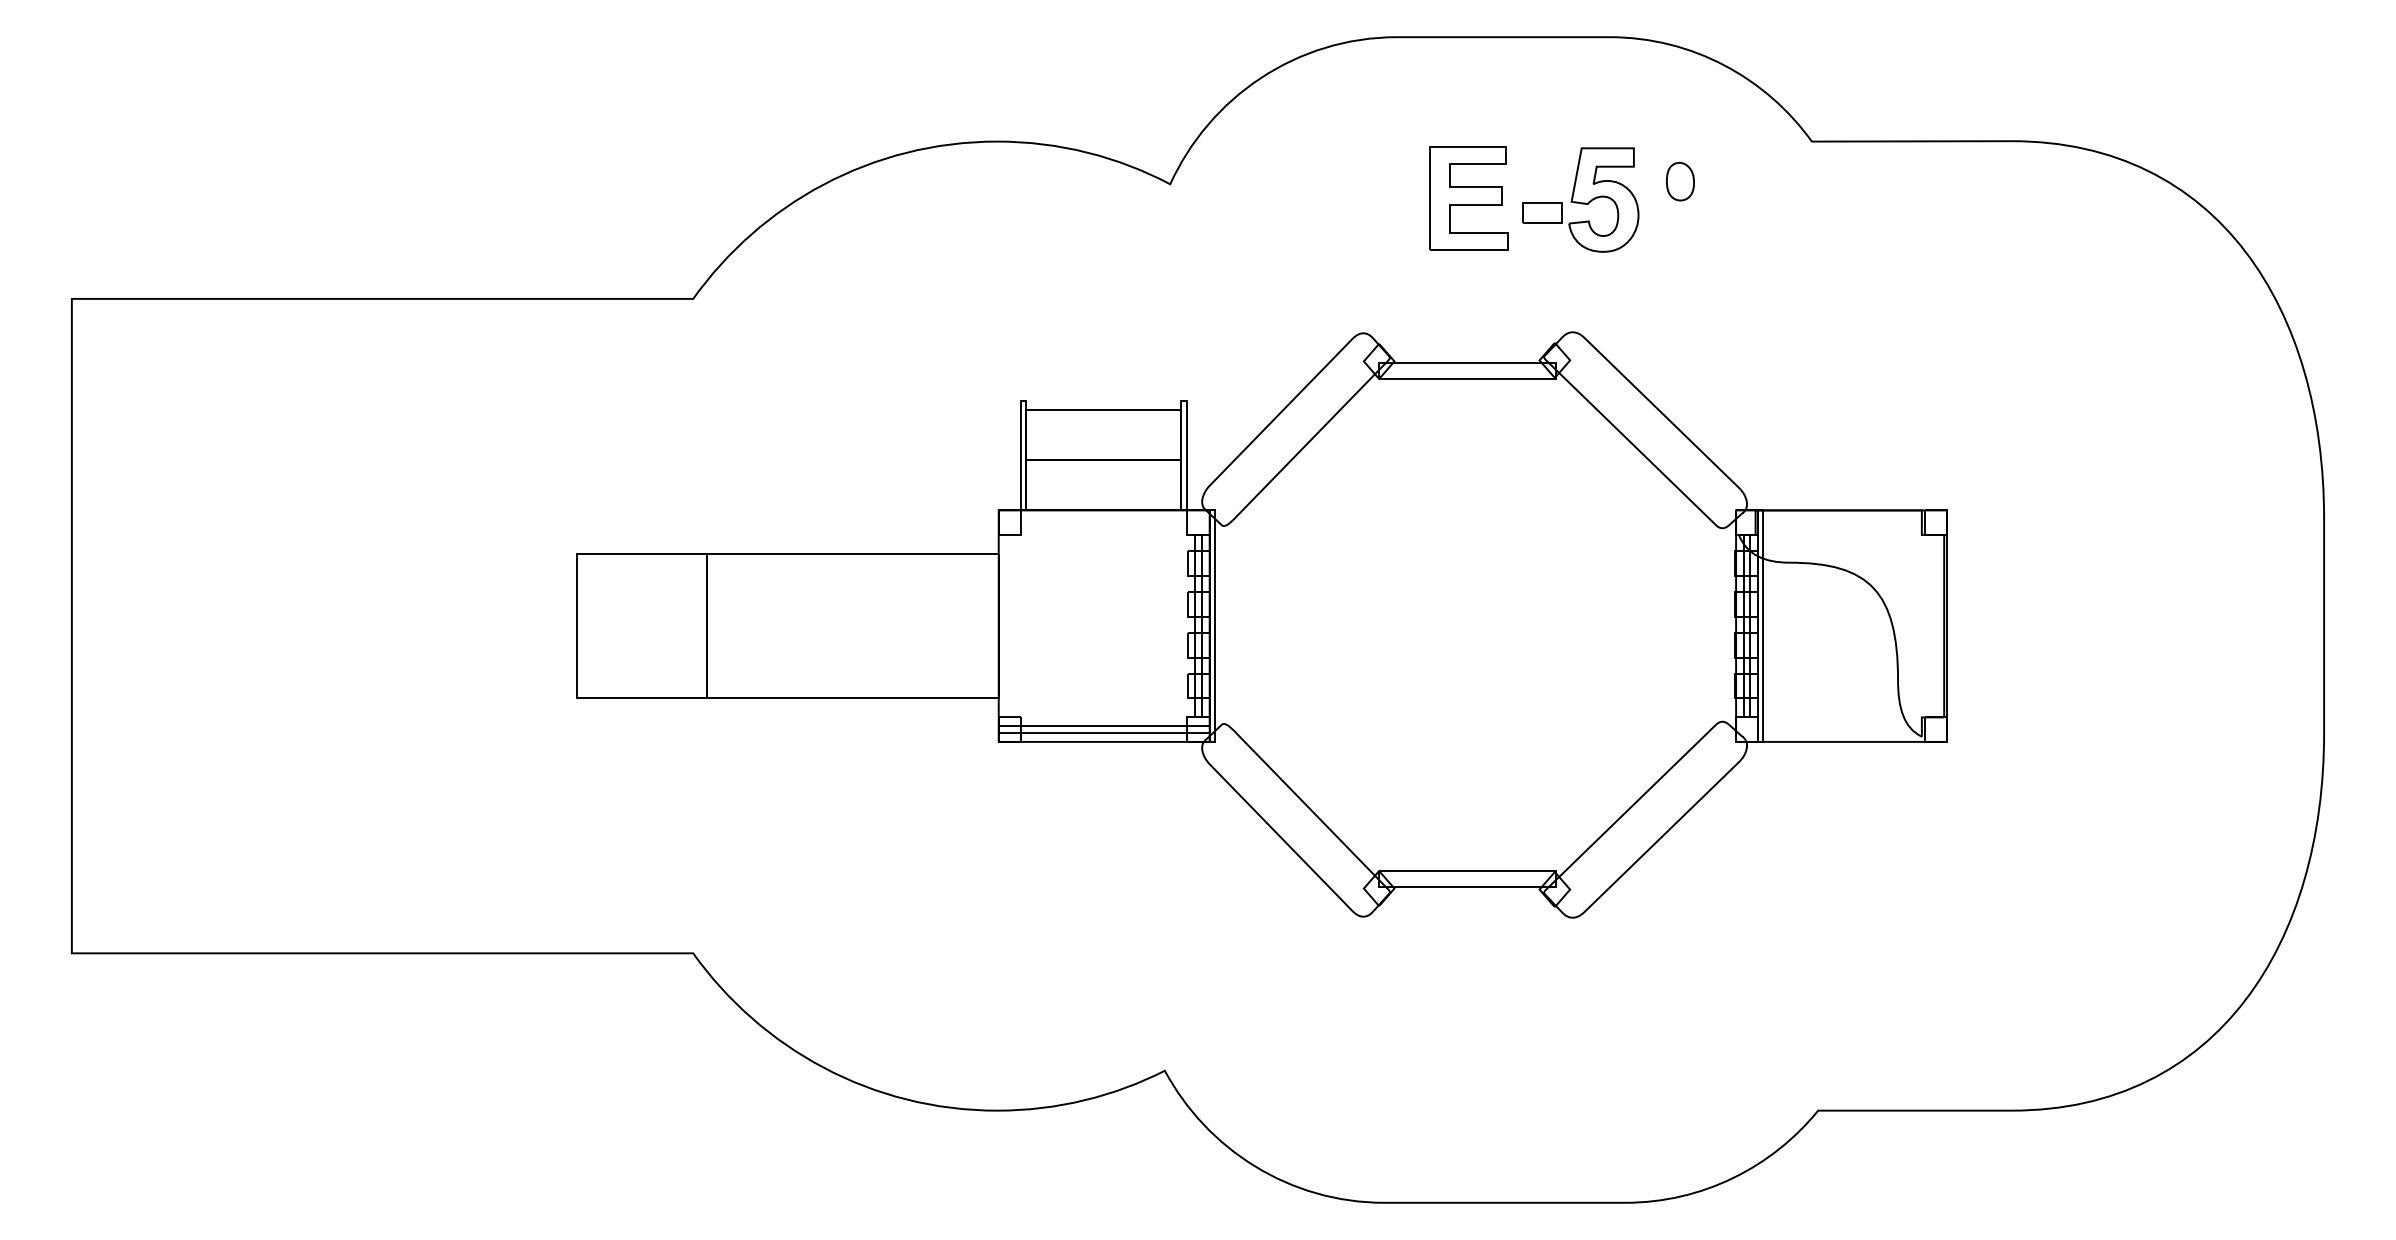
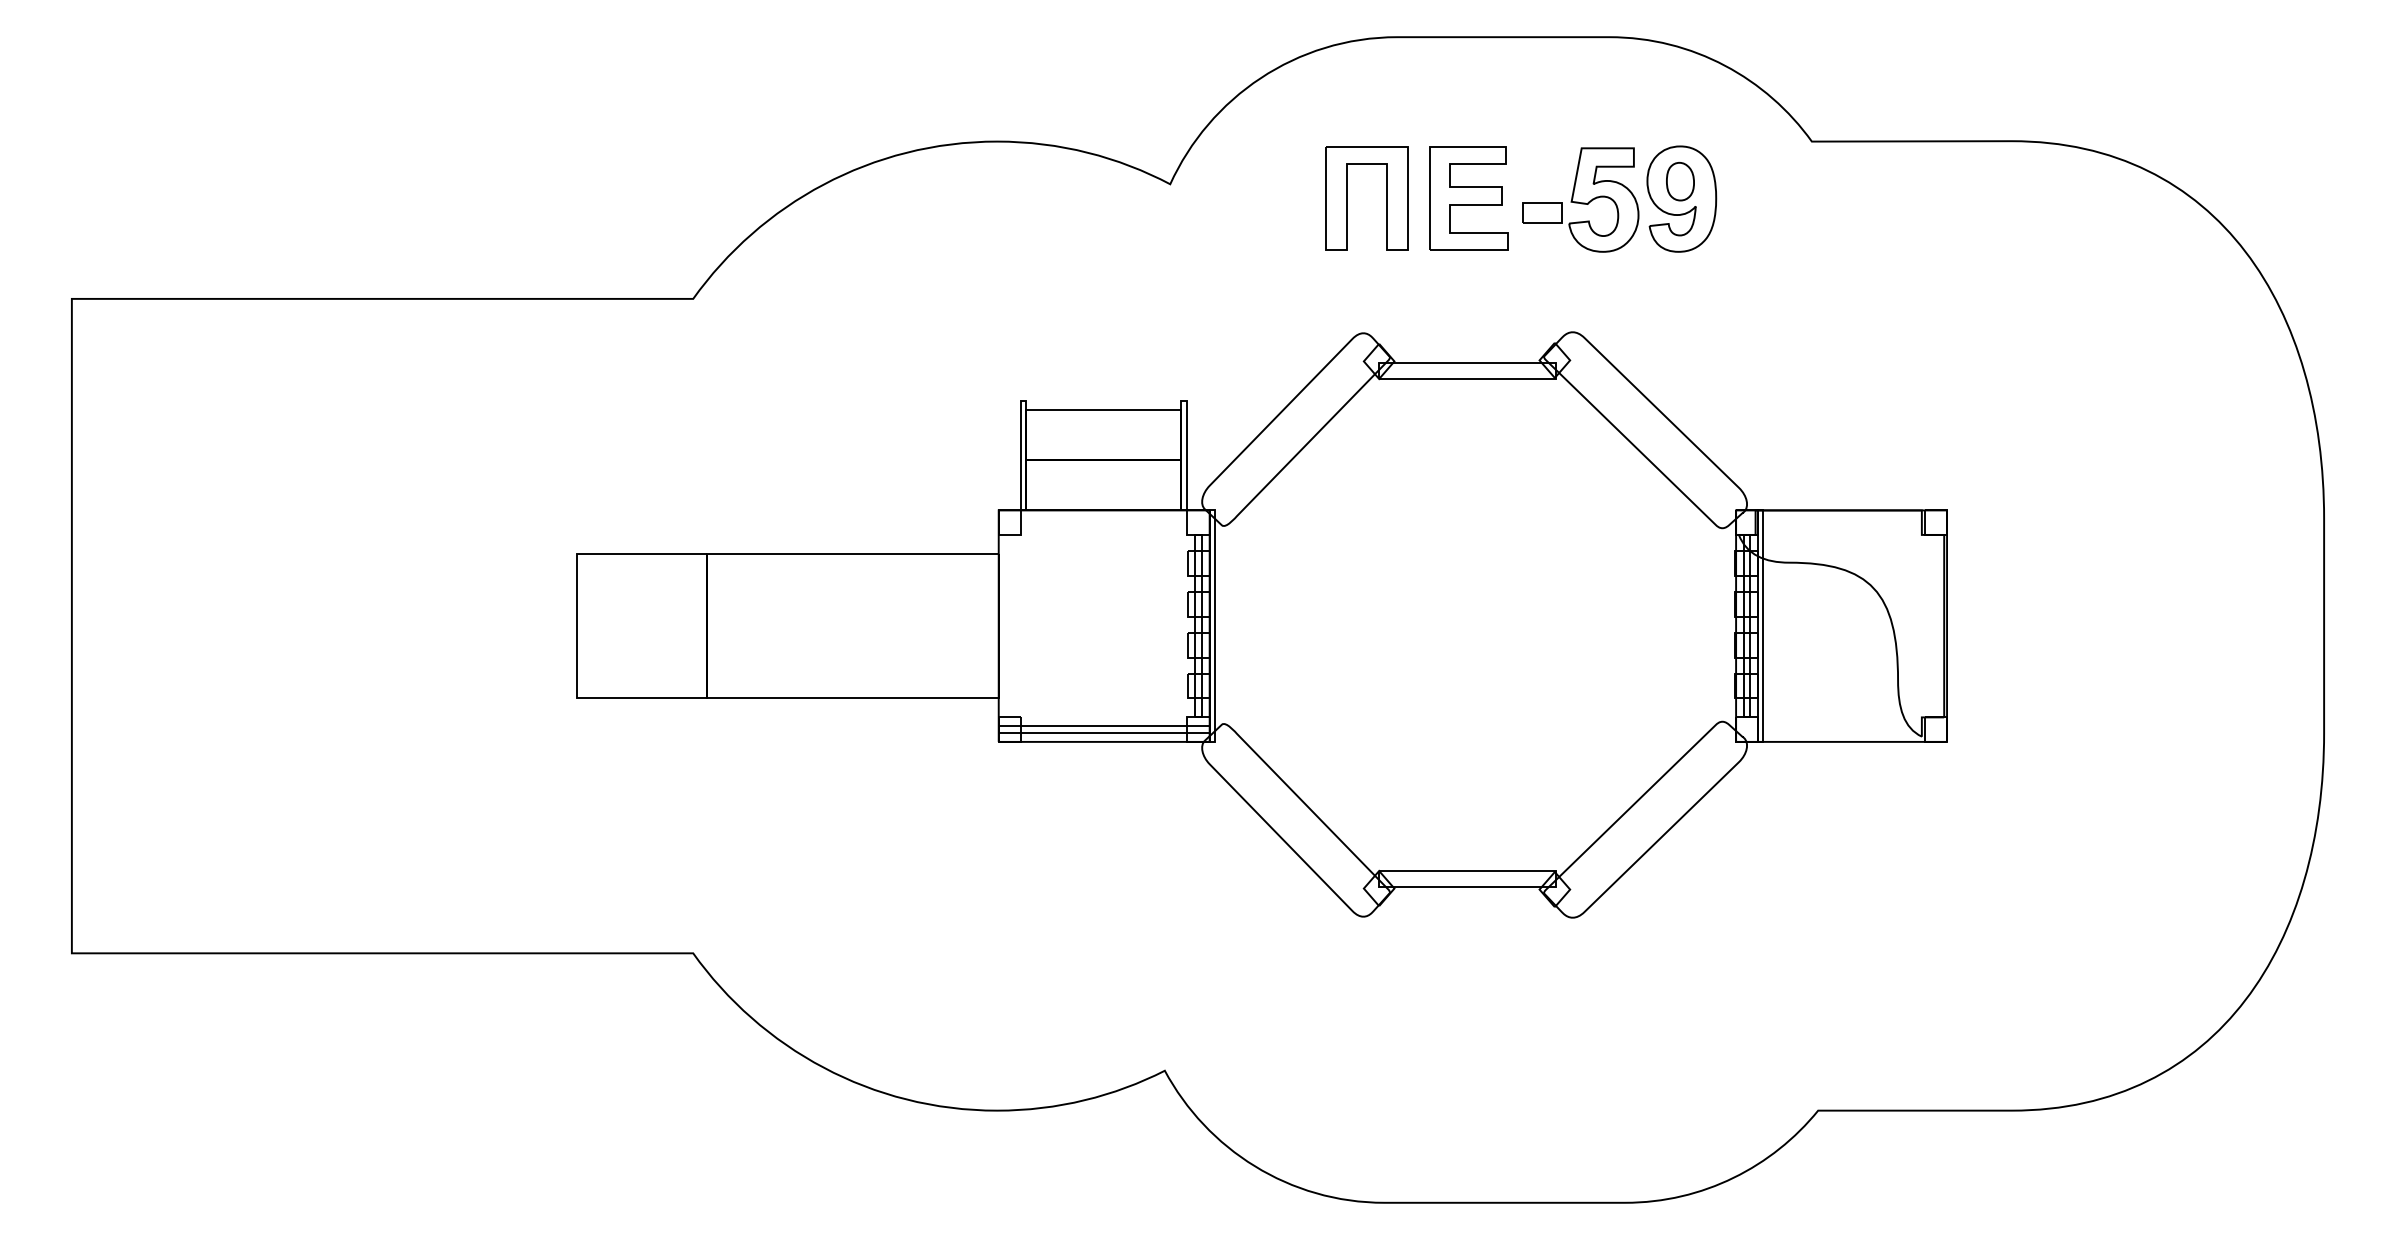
part: none -> present (1347, 198)
part: none -> present (1681, 198)
